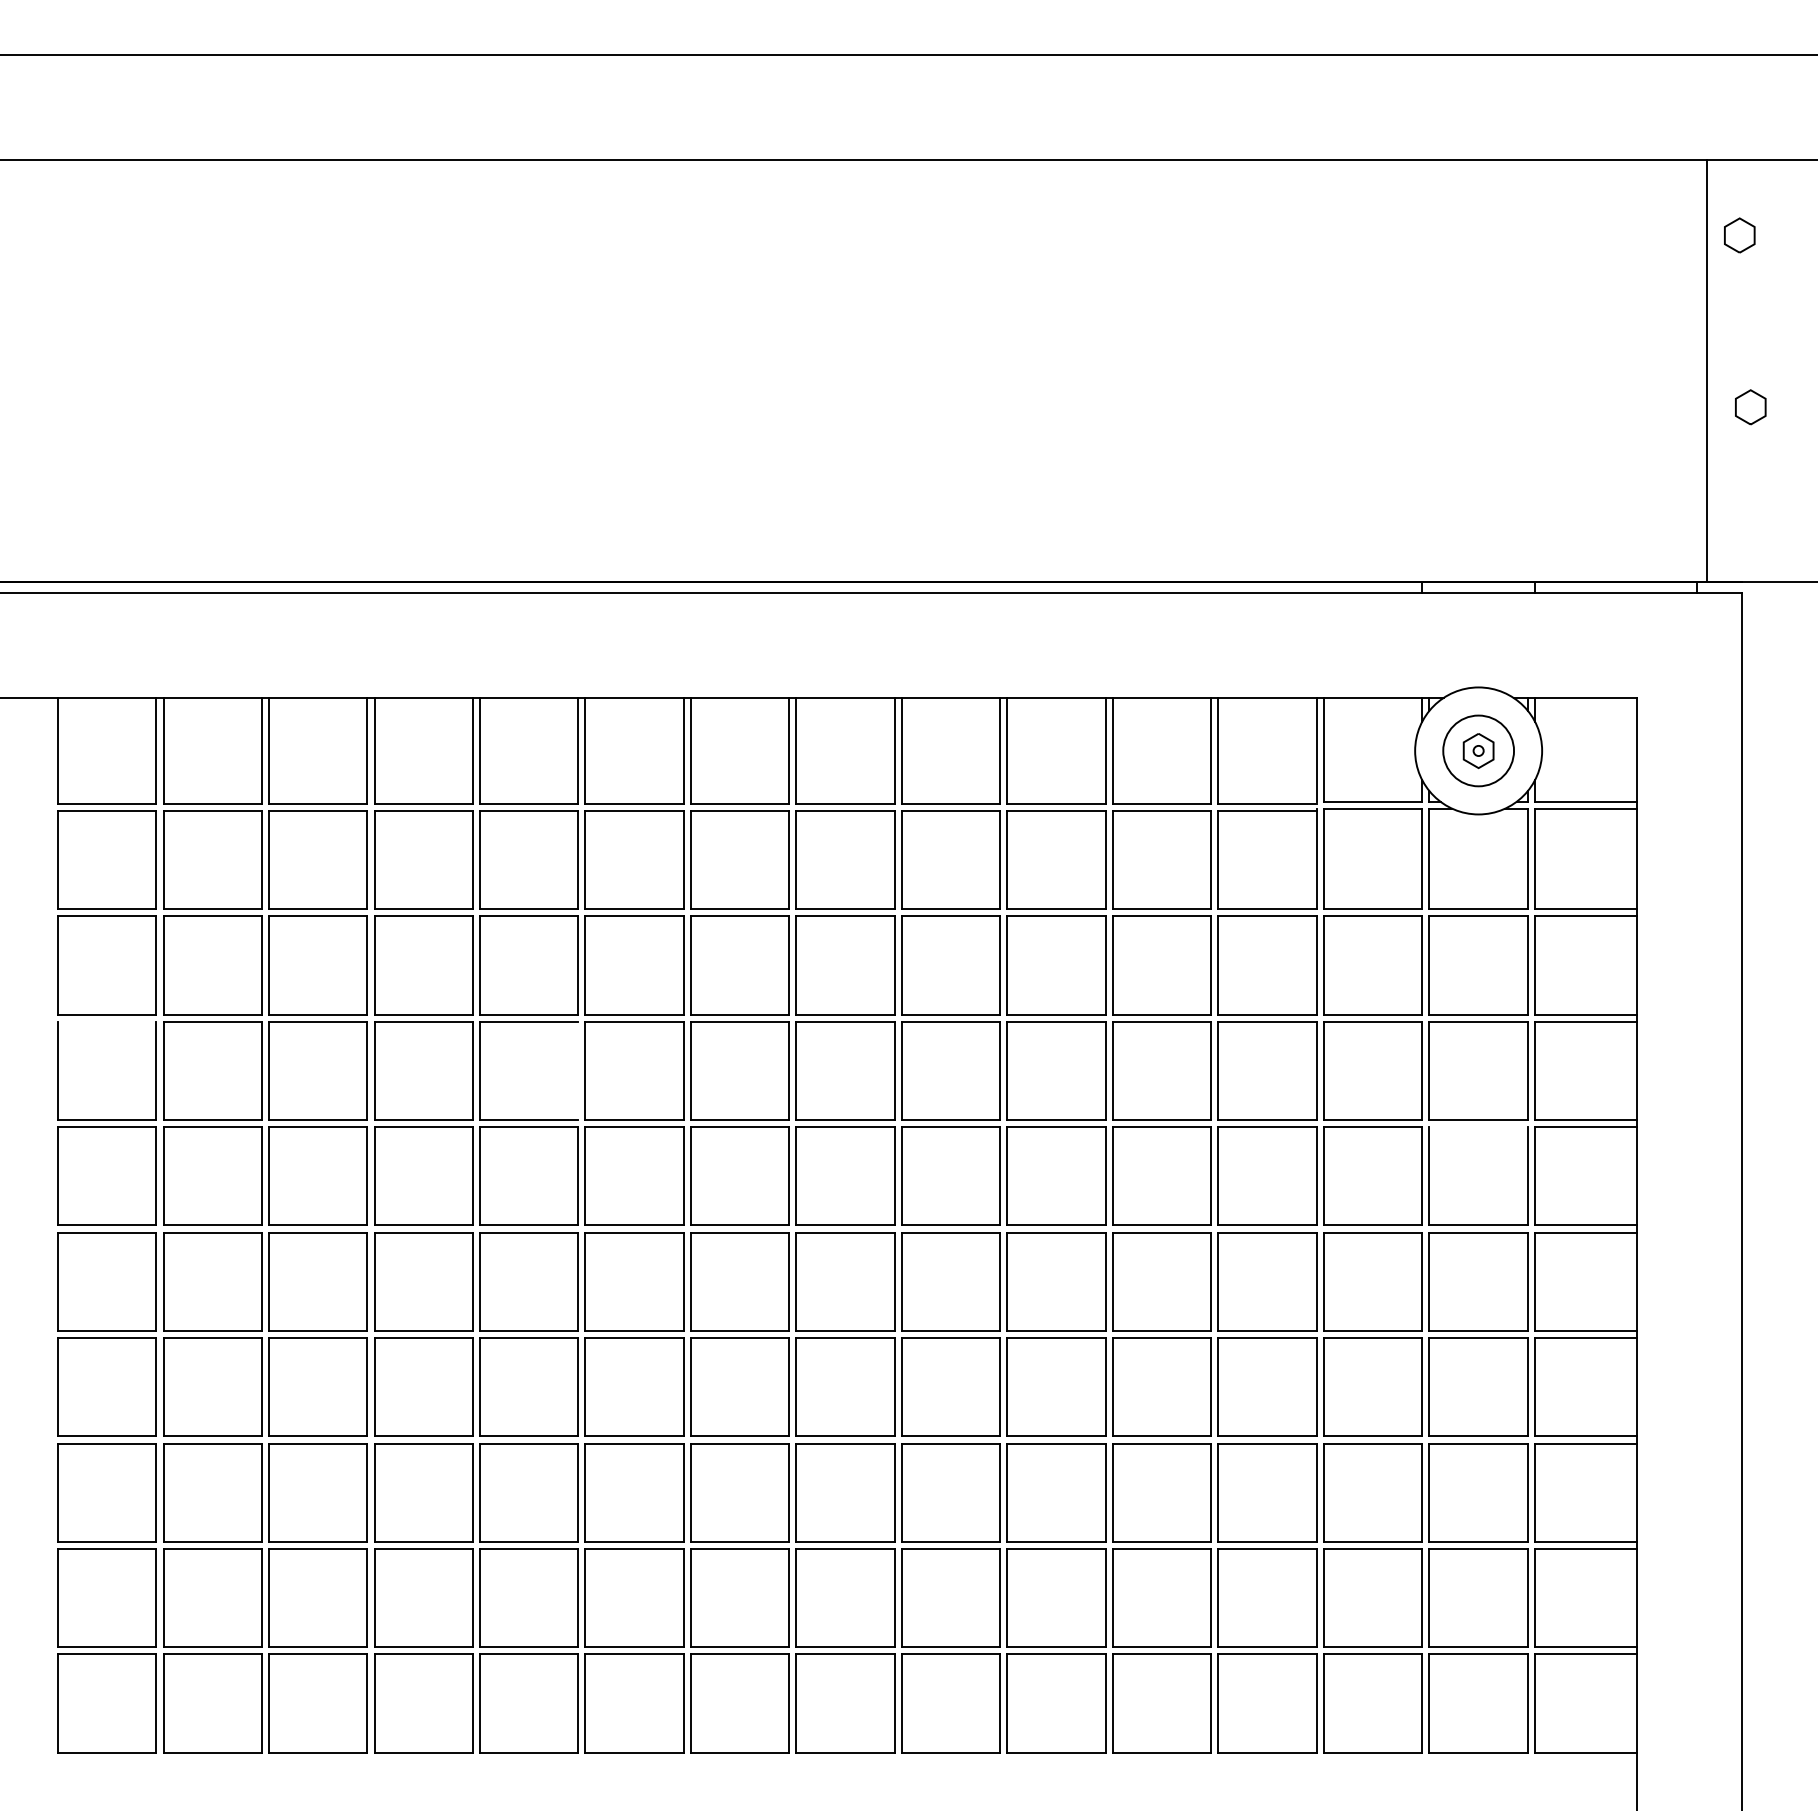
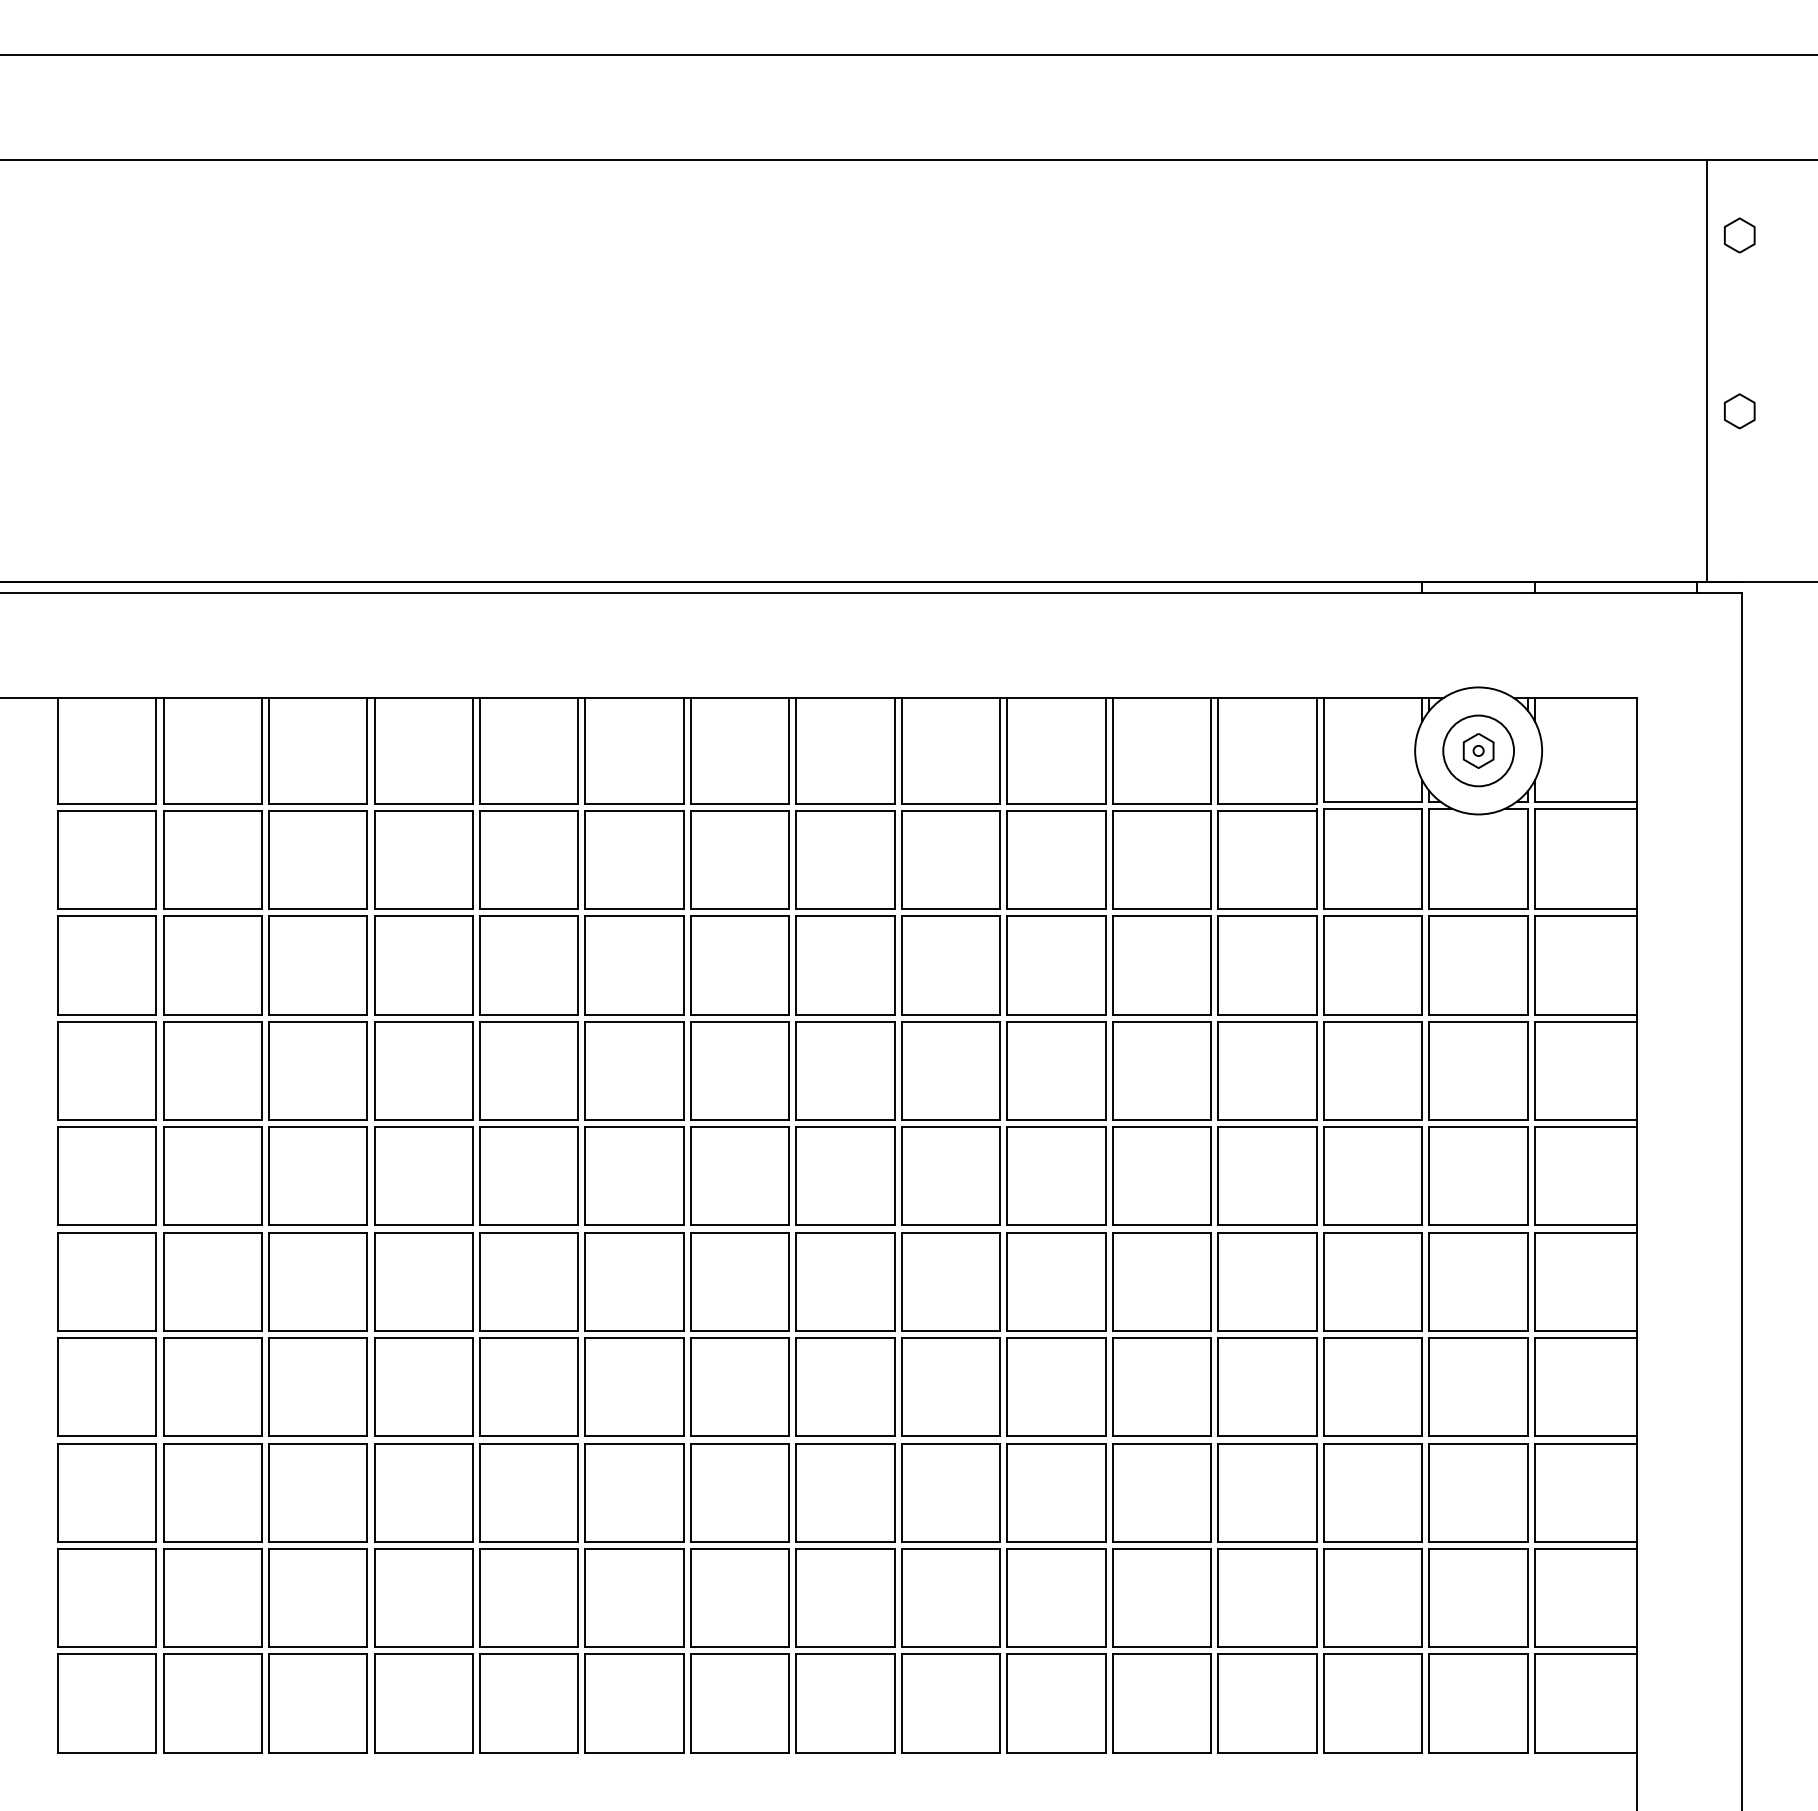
part position: (1750, 407) -> (1739, 411) (1739, 411)
line: none -> present (107, 1021)
line: none -> present (578, 1070)
line: none -> present (1478, 1127)
